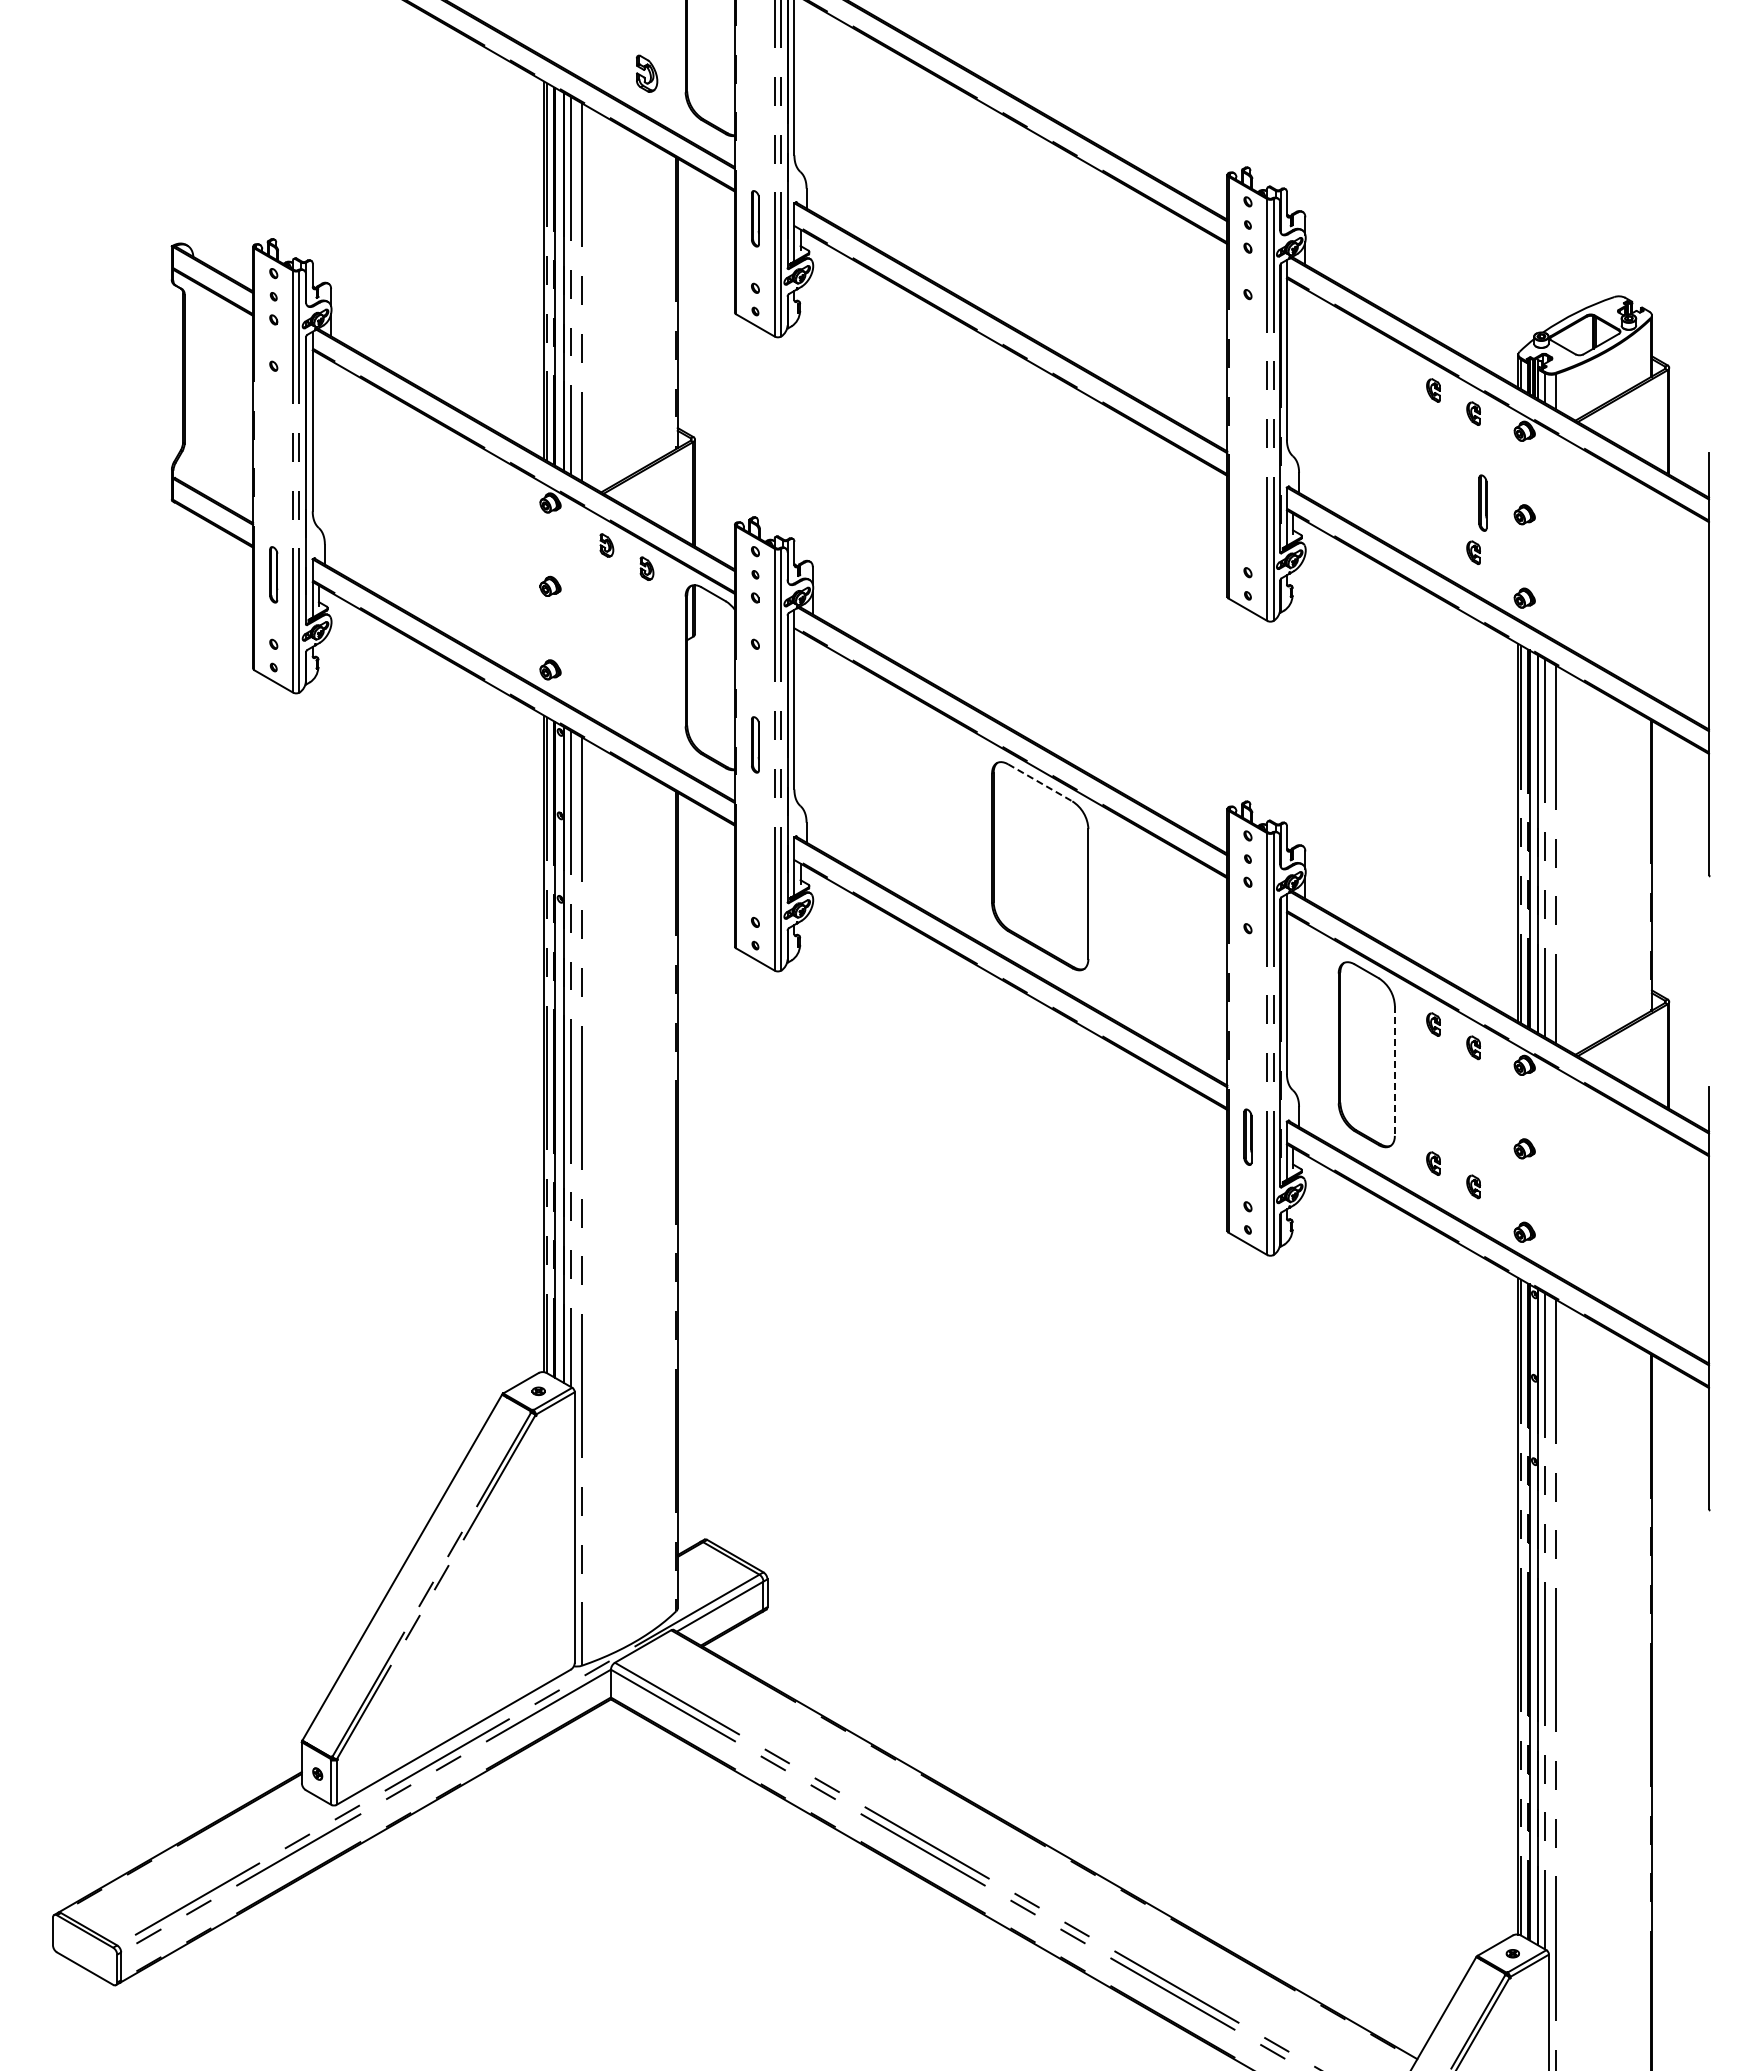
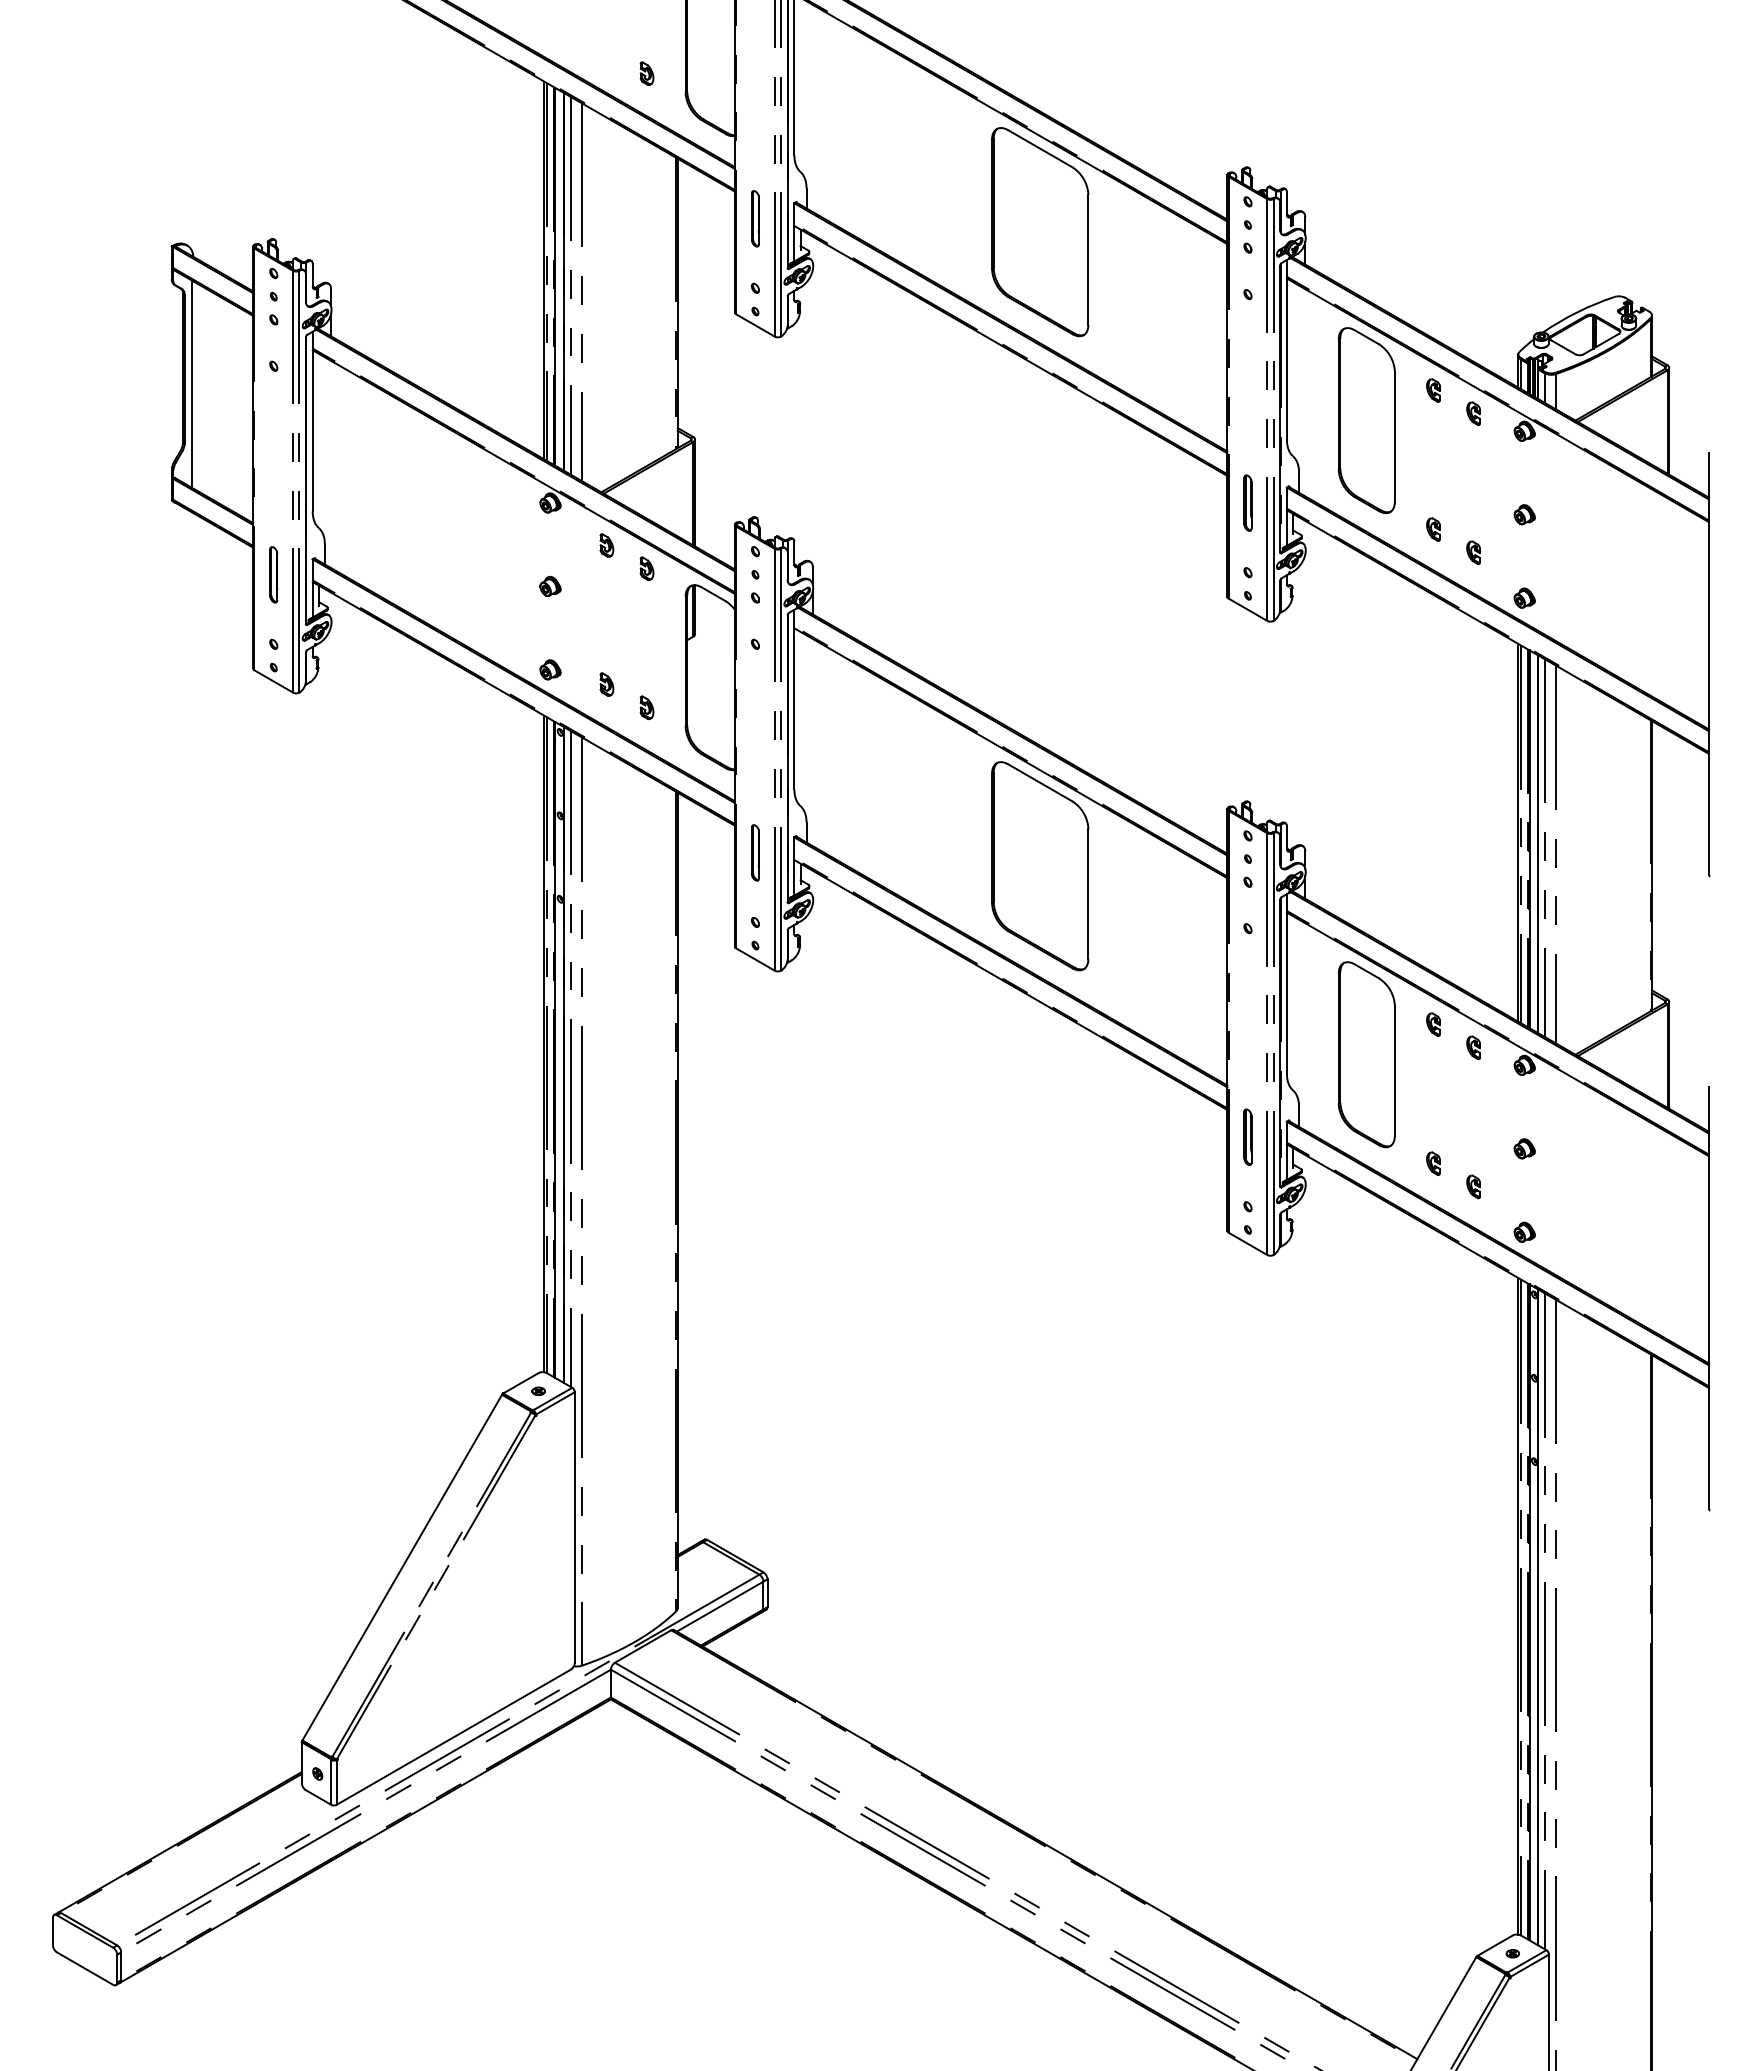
part size: 23x39 px -> 16x25 px (646, 73)
part: none -> present (1040, 232)
line: none -> present (191, 383)
part: none -> present (1366, 420)
part position: (1482, 502) -> (1247, 502) (1247, 502)
part: none -> present (1433, 529)
part: none -> present (606, 684)
part: none -> present (646, 707)
part position: (755, 744) -> (755, 852) (755, 852)
line: dashed -> solid (1040, 783)
line: dashed -> solid (1394, 1070)
